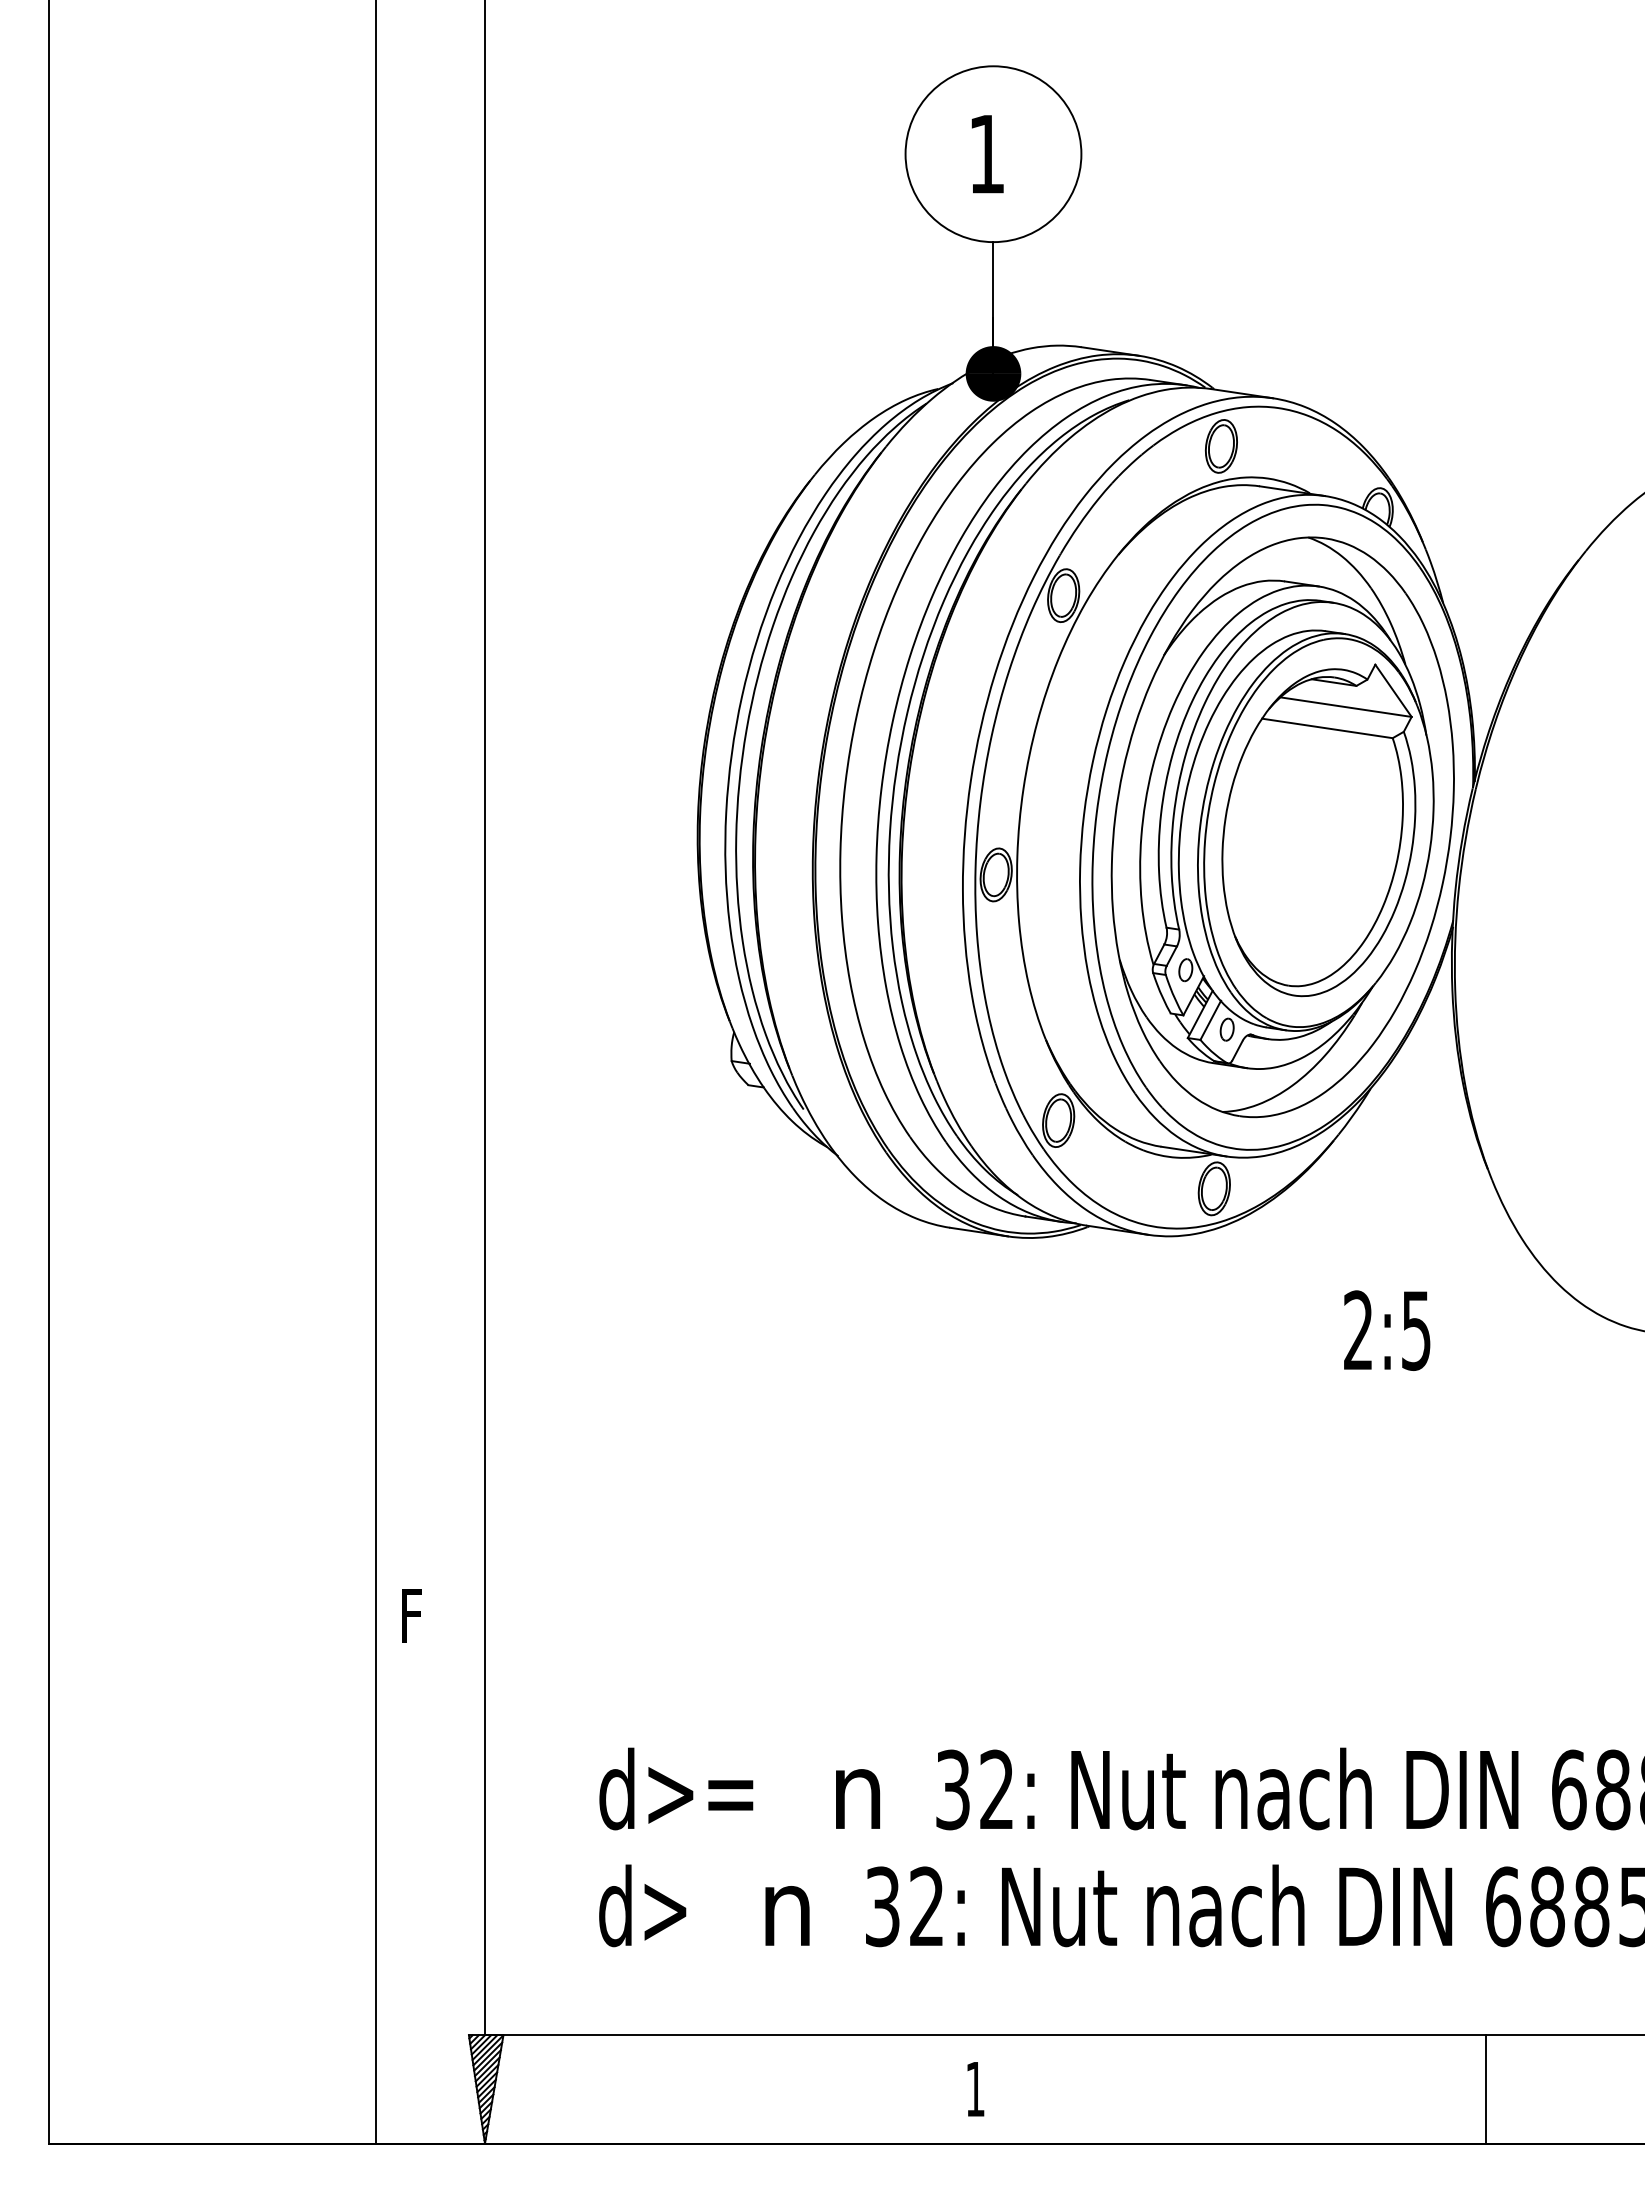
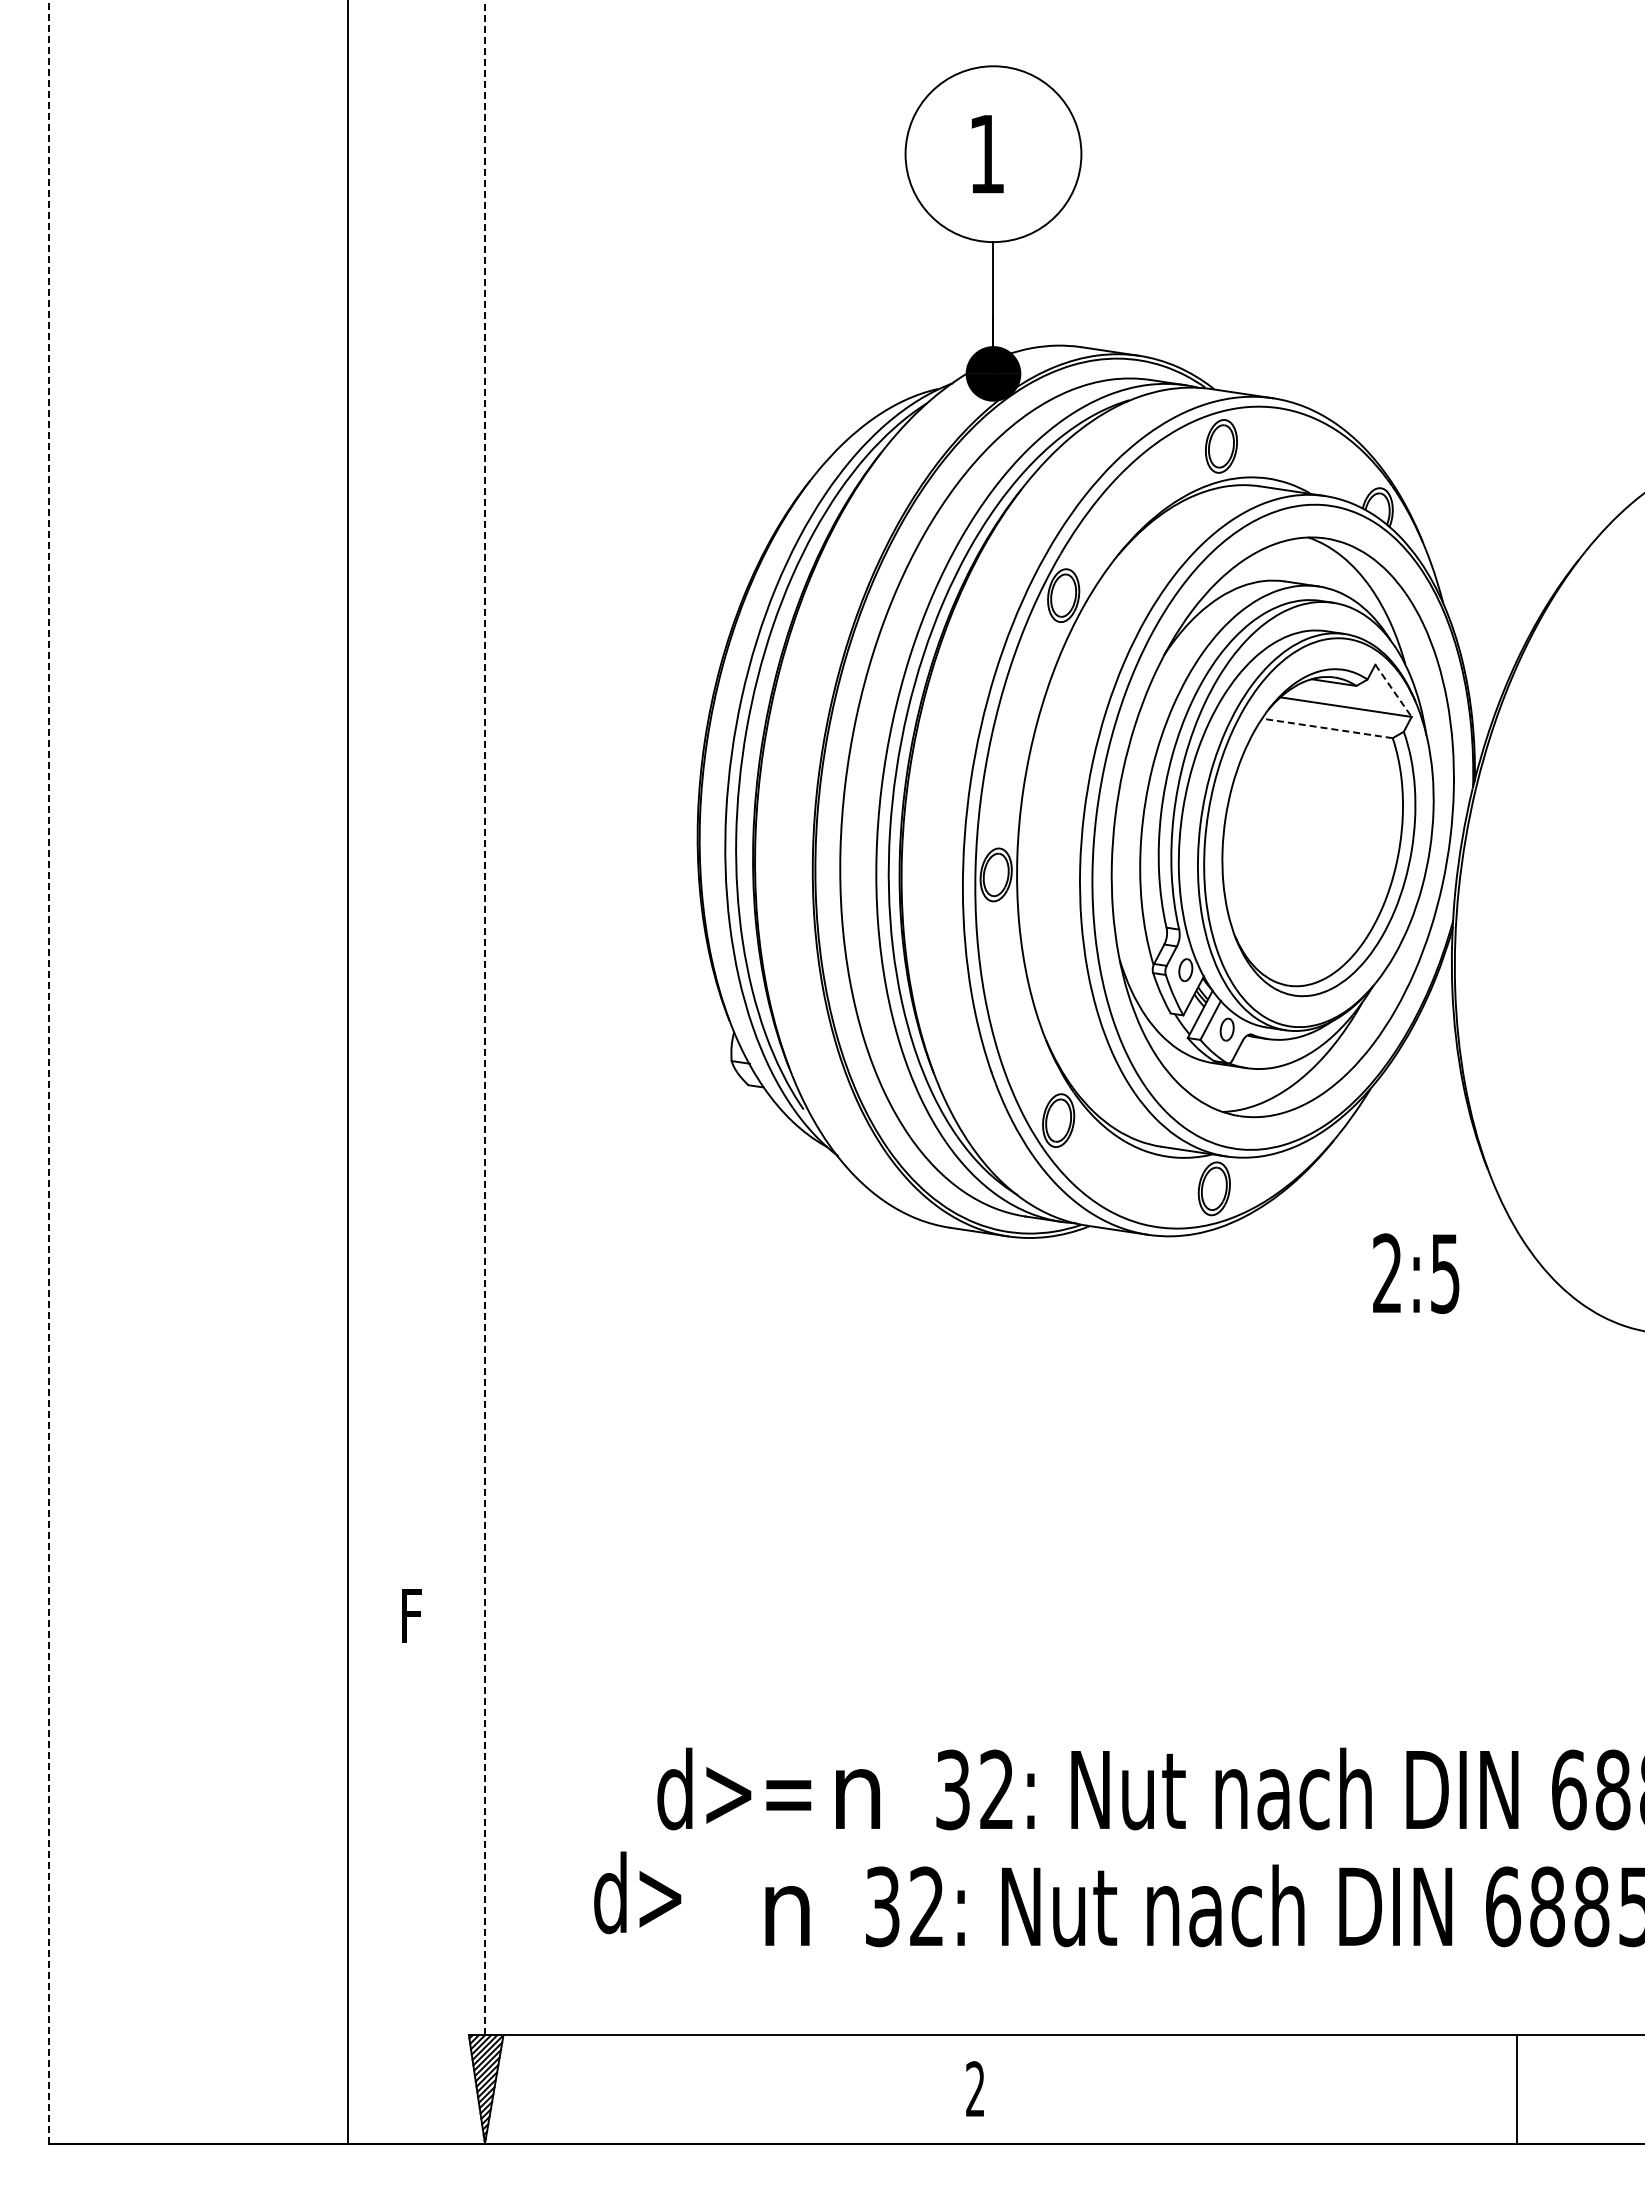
line: solid -> dashed (1393, 690)
line: solid -> dashed (1327, 728)
line: solid -> dashed (484, 1017)
line: solid -> dashed (49, 1071)
line position: (375, 1072) -> (347, 1072) (347, 1072)
text position: (1387, 1330) -> (1416, 1273) (1416, 1273)
text position: (676, 1788) -> (734, 1788) (734, 1788)
text position: (642, 1905) -> (637, 1892) (637, 1892)
text: 1 -> 2 (975, 2088)
line position: (1485, 2088) -> (1516, 2088) (1516, 2088)
